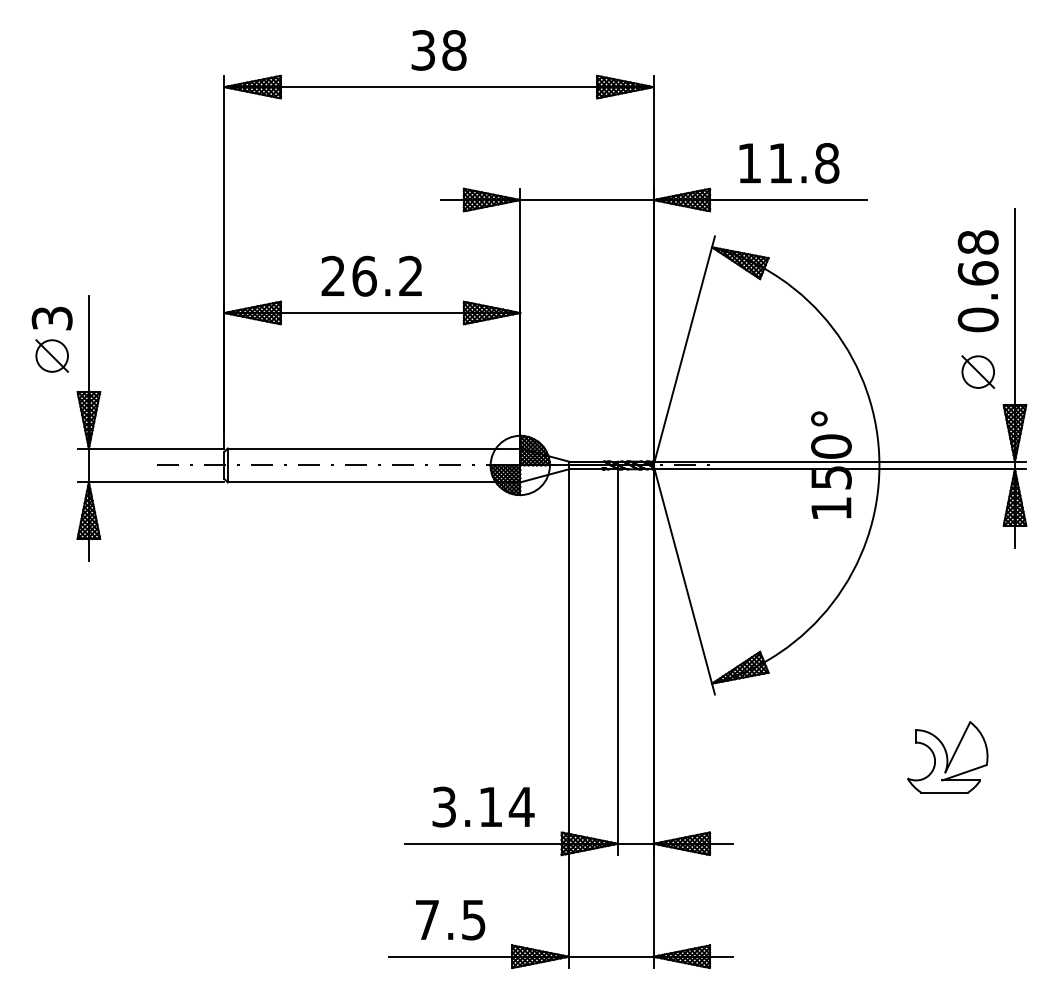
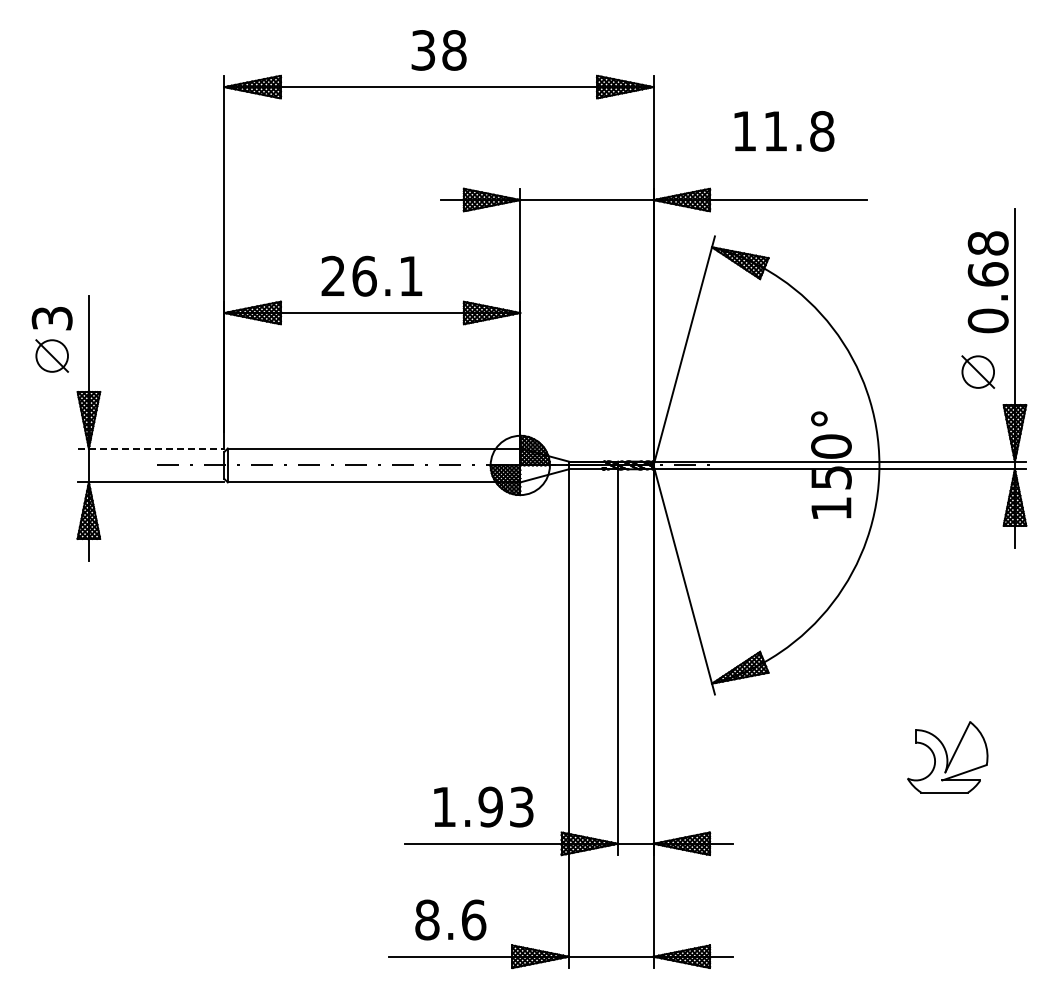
text position: (789, 163) -> (784, 131) (784, 131)
text: 26.2 -> 26.1 (410, 275)
text position: (977, 281) -> (987, 282) (987, 282)
line: solid -> dashed (151, 448)
text: 3.14 -> 1.93 (483, 806)
text: 7.5 -> 8.6 (450, 919)
